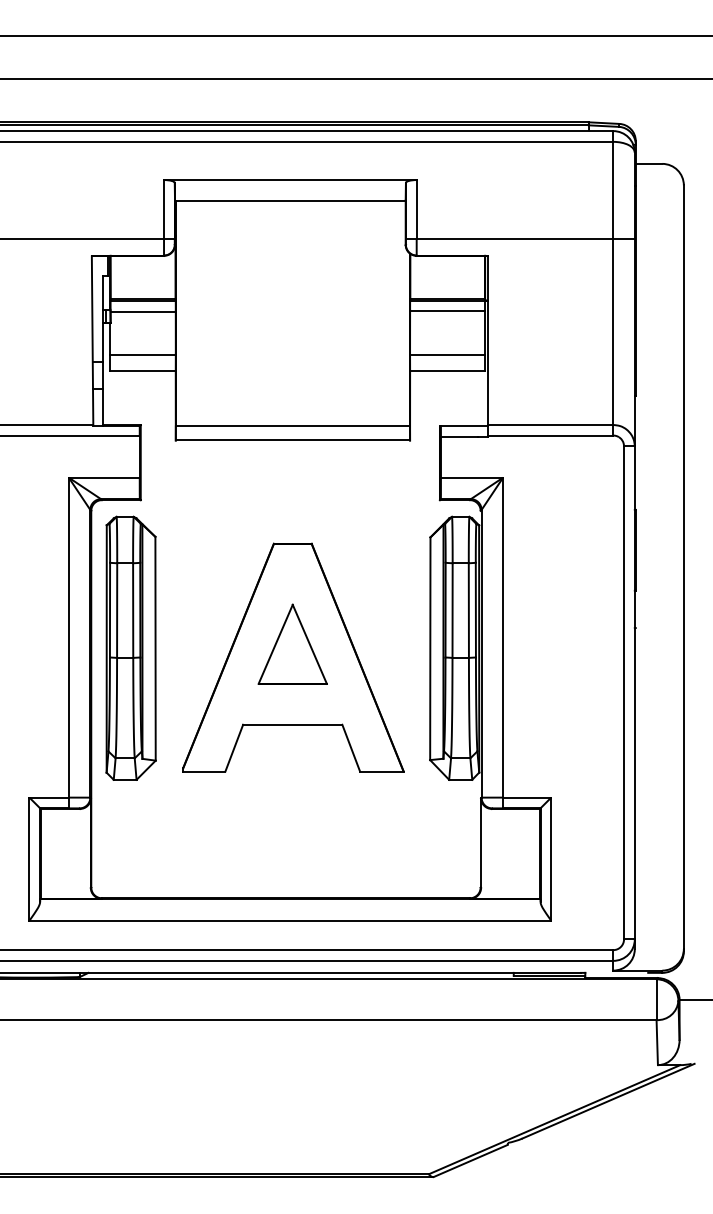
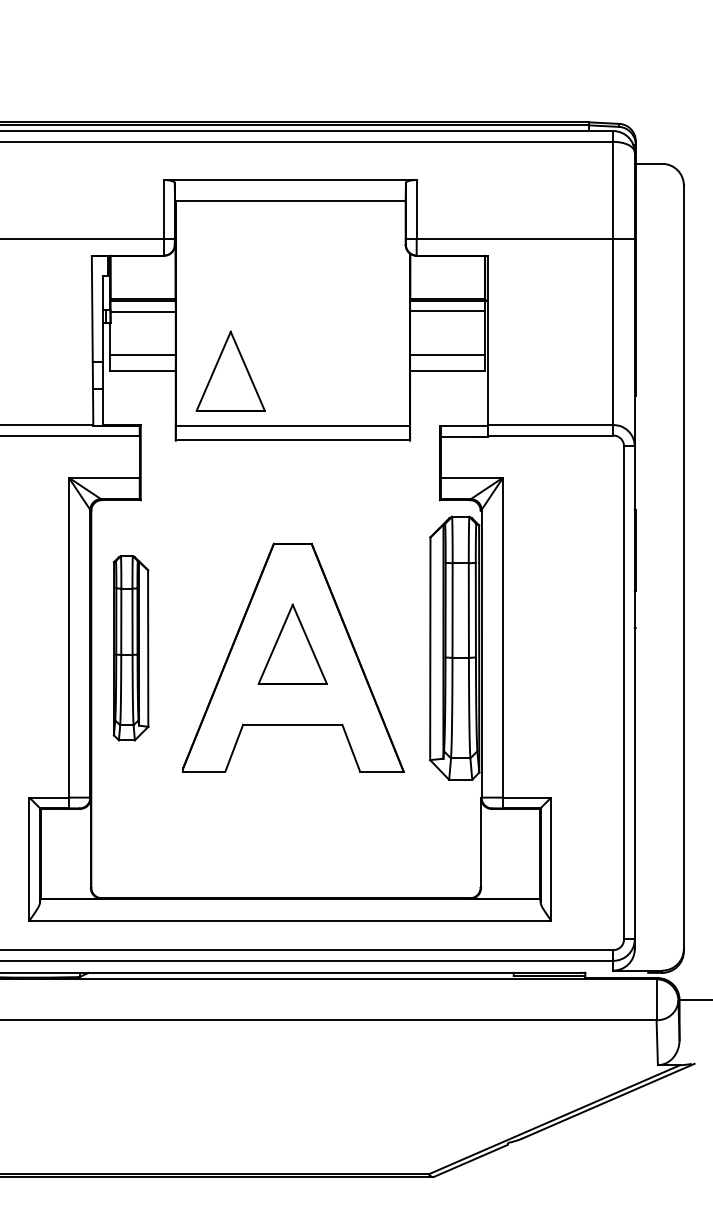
line: present -> none (355, 36)
line: present -> none (355, 79)
part: none -> present (230, 370)
part size: 52x266 px -> 38x187 px (130, 648)
